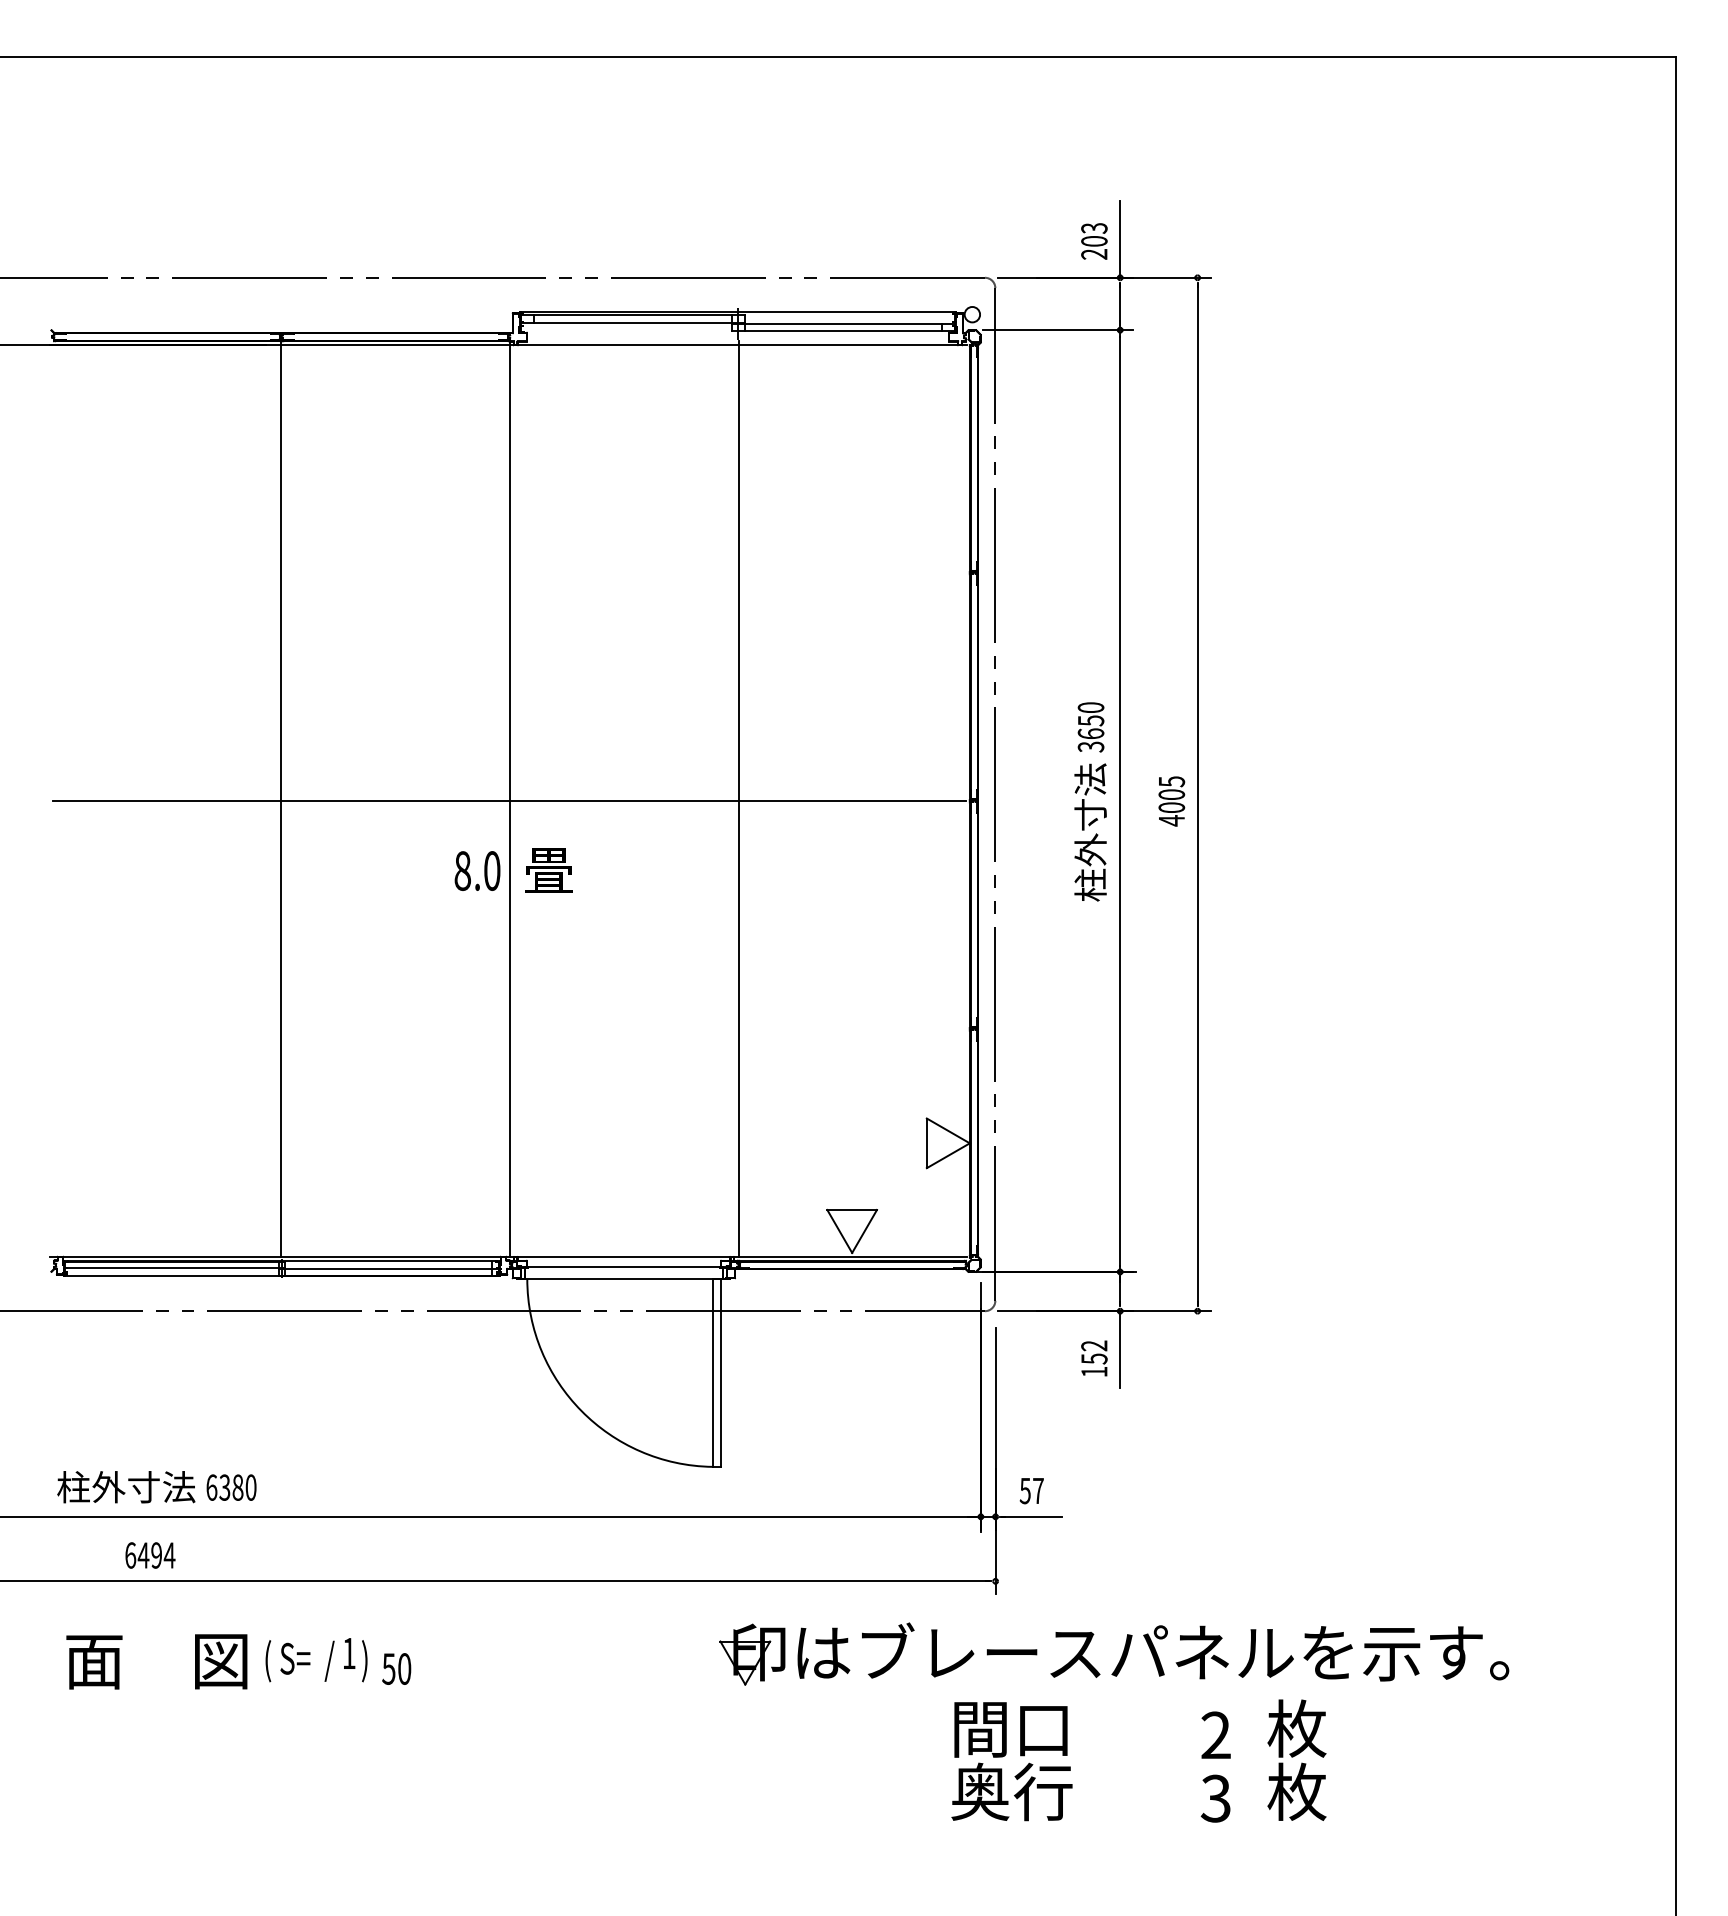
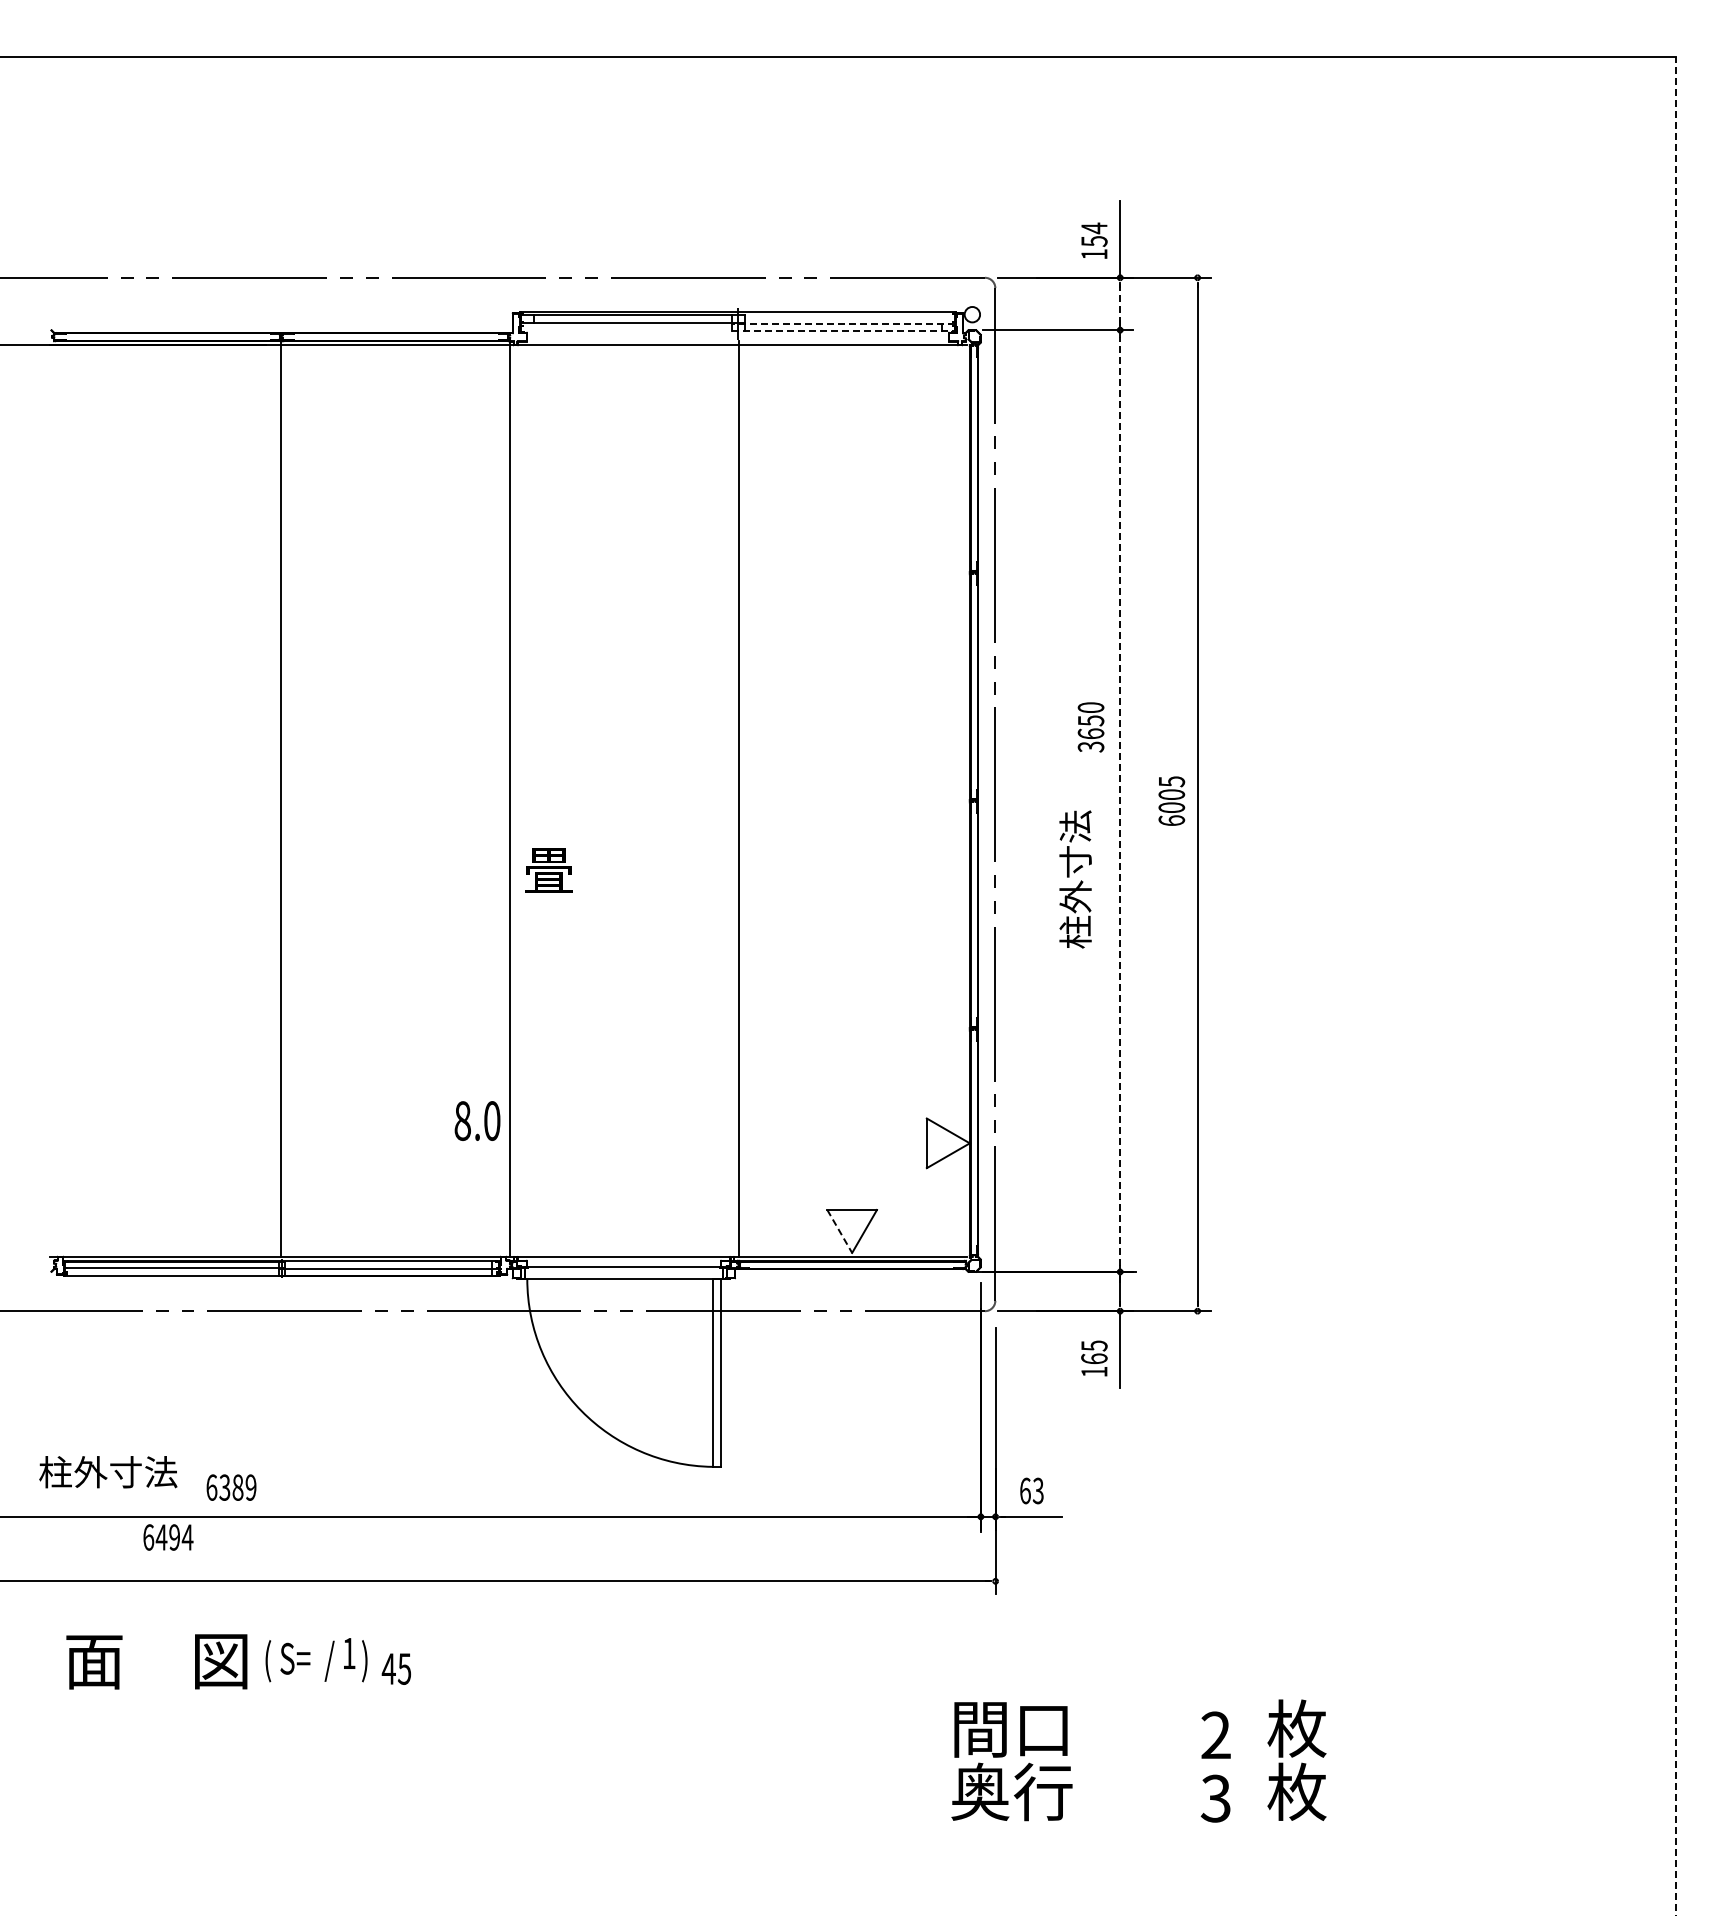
text: 203 -> 154 (1094, 240)
line: solid -> dashed (1120, 303)
line: solid -> dashed (842, 323)
line: solid -> dashed (843, 331)
line: present -> none (508, 800)
line: solid -> dashed (1120, 800)
text: 4005 -> 6005 (1171, 820)
text position: (1090, 832) -> (1075, 879) (1075, 879)
text position: (477, 870) -> (477, 1120) (477, 1120)
line: solid -> dashed (1676, 986)
line: solid -> dashed (839, 1231)
text: 152 -> 165 (1094, 1352)
text position: (126, 1487) -> (108, 1472) (108, 1472)
text: 6380 -> 6389 (250, 1487)
text: 57 -> 63 (1031, 1490)
text position: (150, 1555) -> (168, 1537) (168, 1537)
part: present -> none (1121, 1655)
text: 50 -> 45 (396, 1668)
